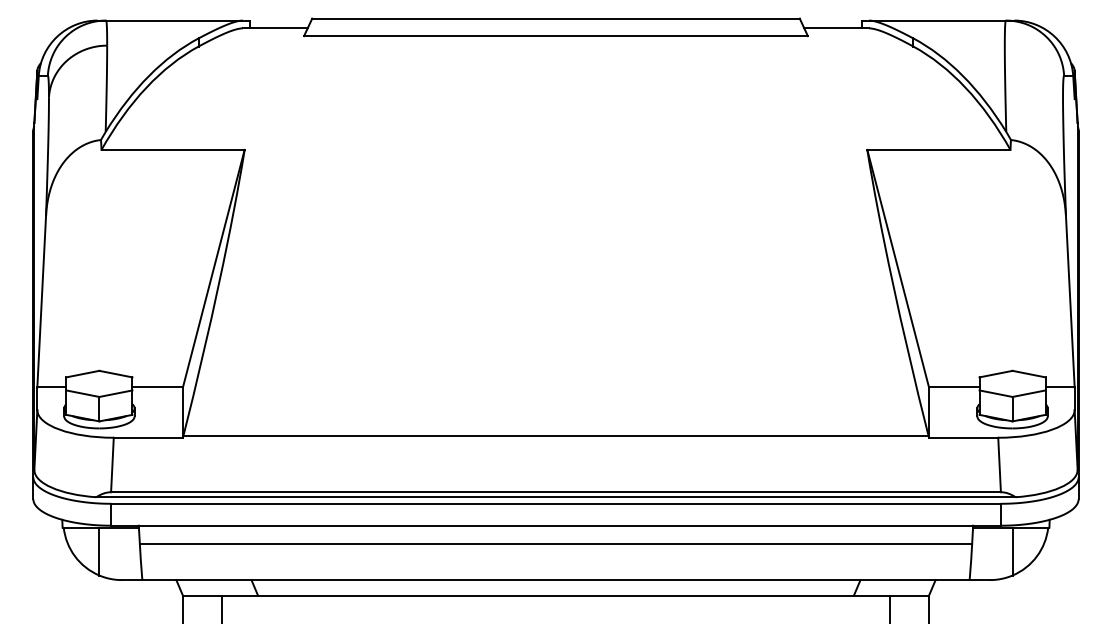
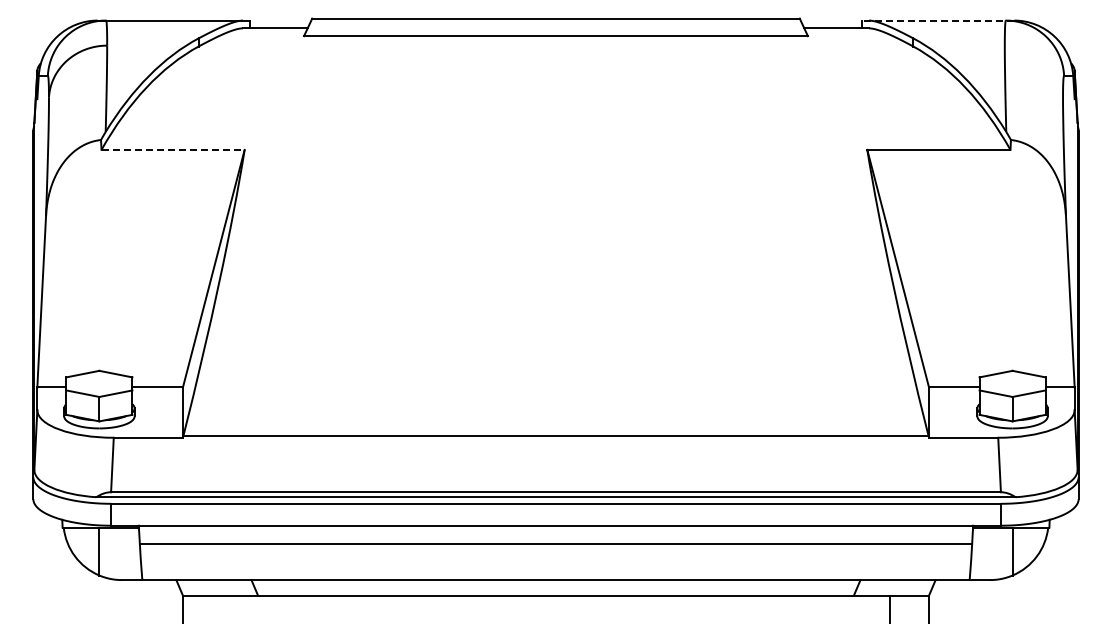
line: solid -> dashed (937, 20)
line: solid -> dashed (173, 149)
line: present -> none (221, 607)
